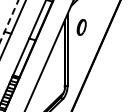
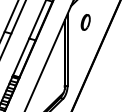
line: dashed -> solid (9, 21)
part position: (81, 27) -> (85, 22) (85, 22)
